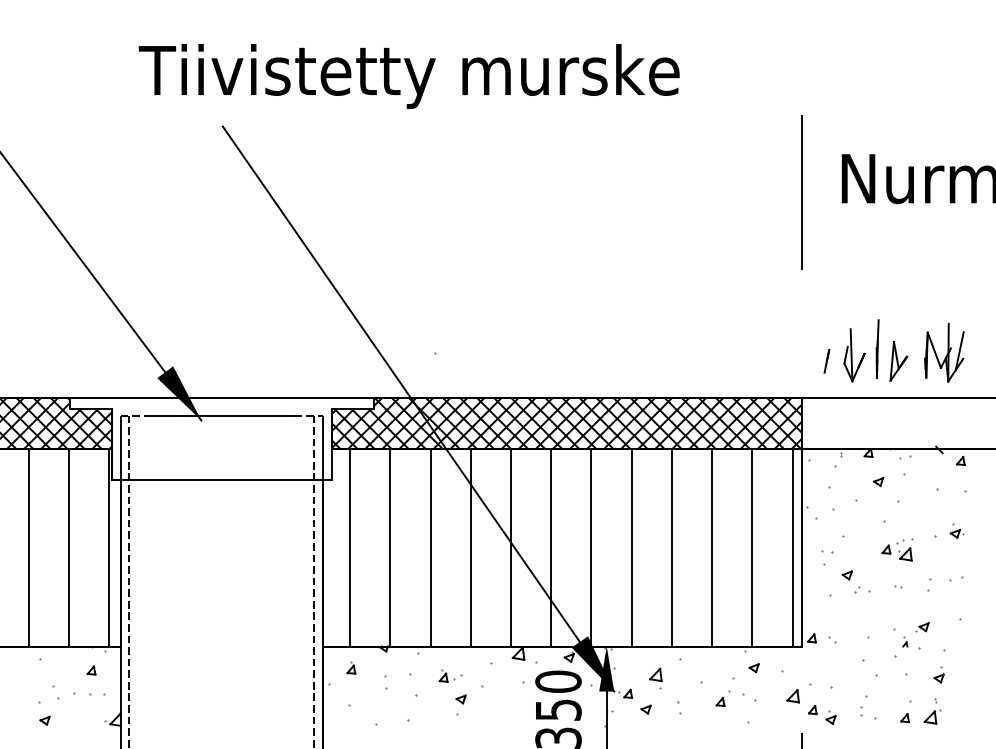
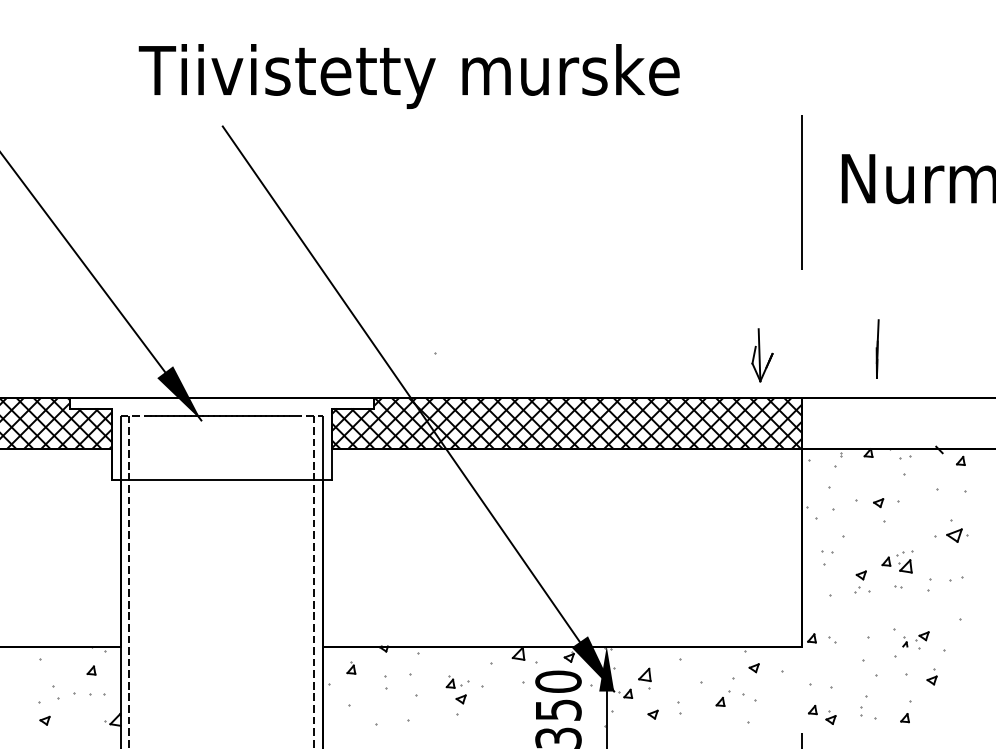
part: present -> none (944, 352)
part position: (854, 355) -> (762, 355) (762, 355)
line: present -> none (826, 361)
part: present -> none (898, 361)
part position: (878, 482) -> (878, 503) (878, 503)
part size: 16x16 px -> 23x24 px (957, 530)
hatch: present -> none (68, 547)
hatch: present -> none (571, 547)
part position: (897, 549) -> (897, 561) (897, 561)
part position: (846, 575) -> (860, 575) (860, 575)
part position: (922, 627) -> (922, 636) (922, 636)
part position: (938, 674) -> (931, 676) (931, 676)
part position: (450, 675) -> (457, 681) (457, 681)
part position: (655, 678) -> (644, 678) (644, 678)
part: present -> none (792, 696)
part position: (645, 709) -> (652, 714) (652, 714)
part: present -> none (932, 711)
